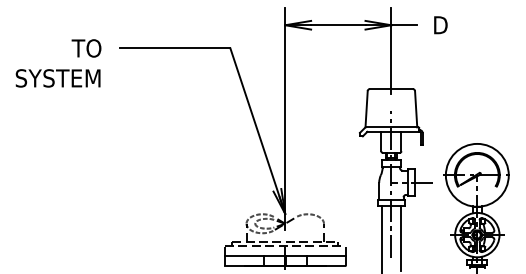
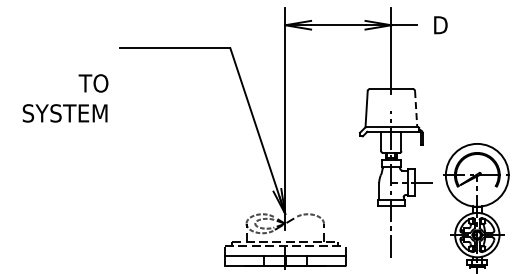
text position: (58, 63) -> (65, 98) (65, 98)
line: solid -> dashed (416, 109)
line: present -> none (381, 238)
line: present -> none (400, 238)
